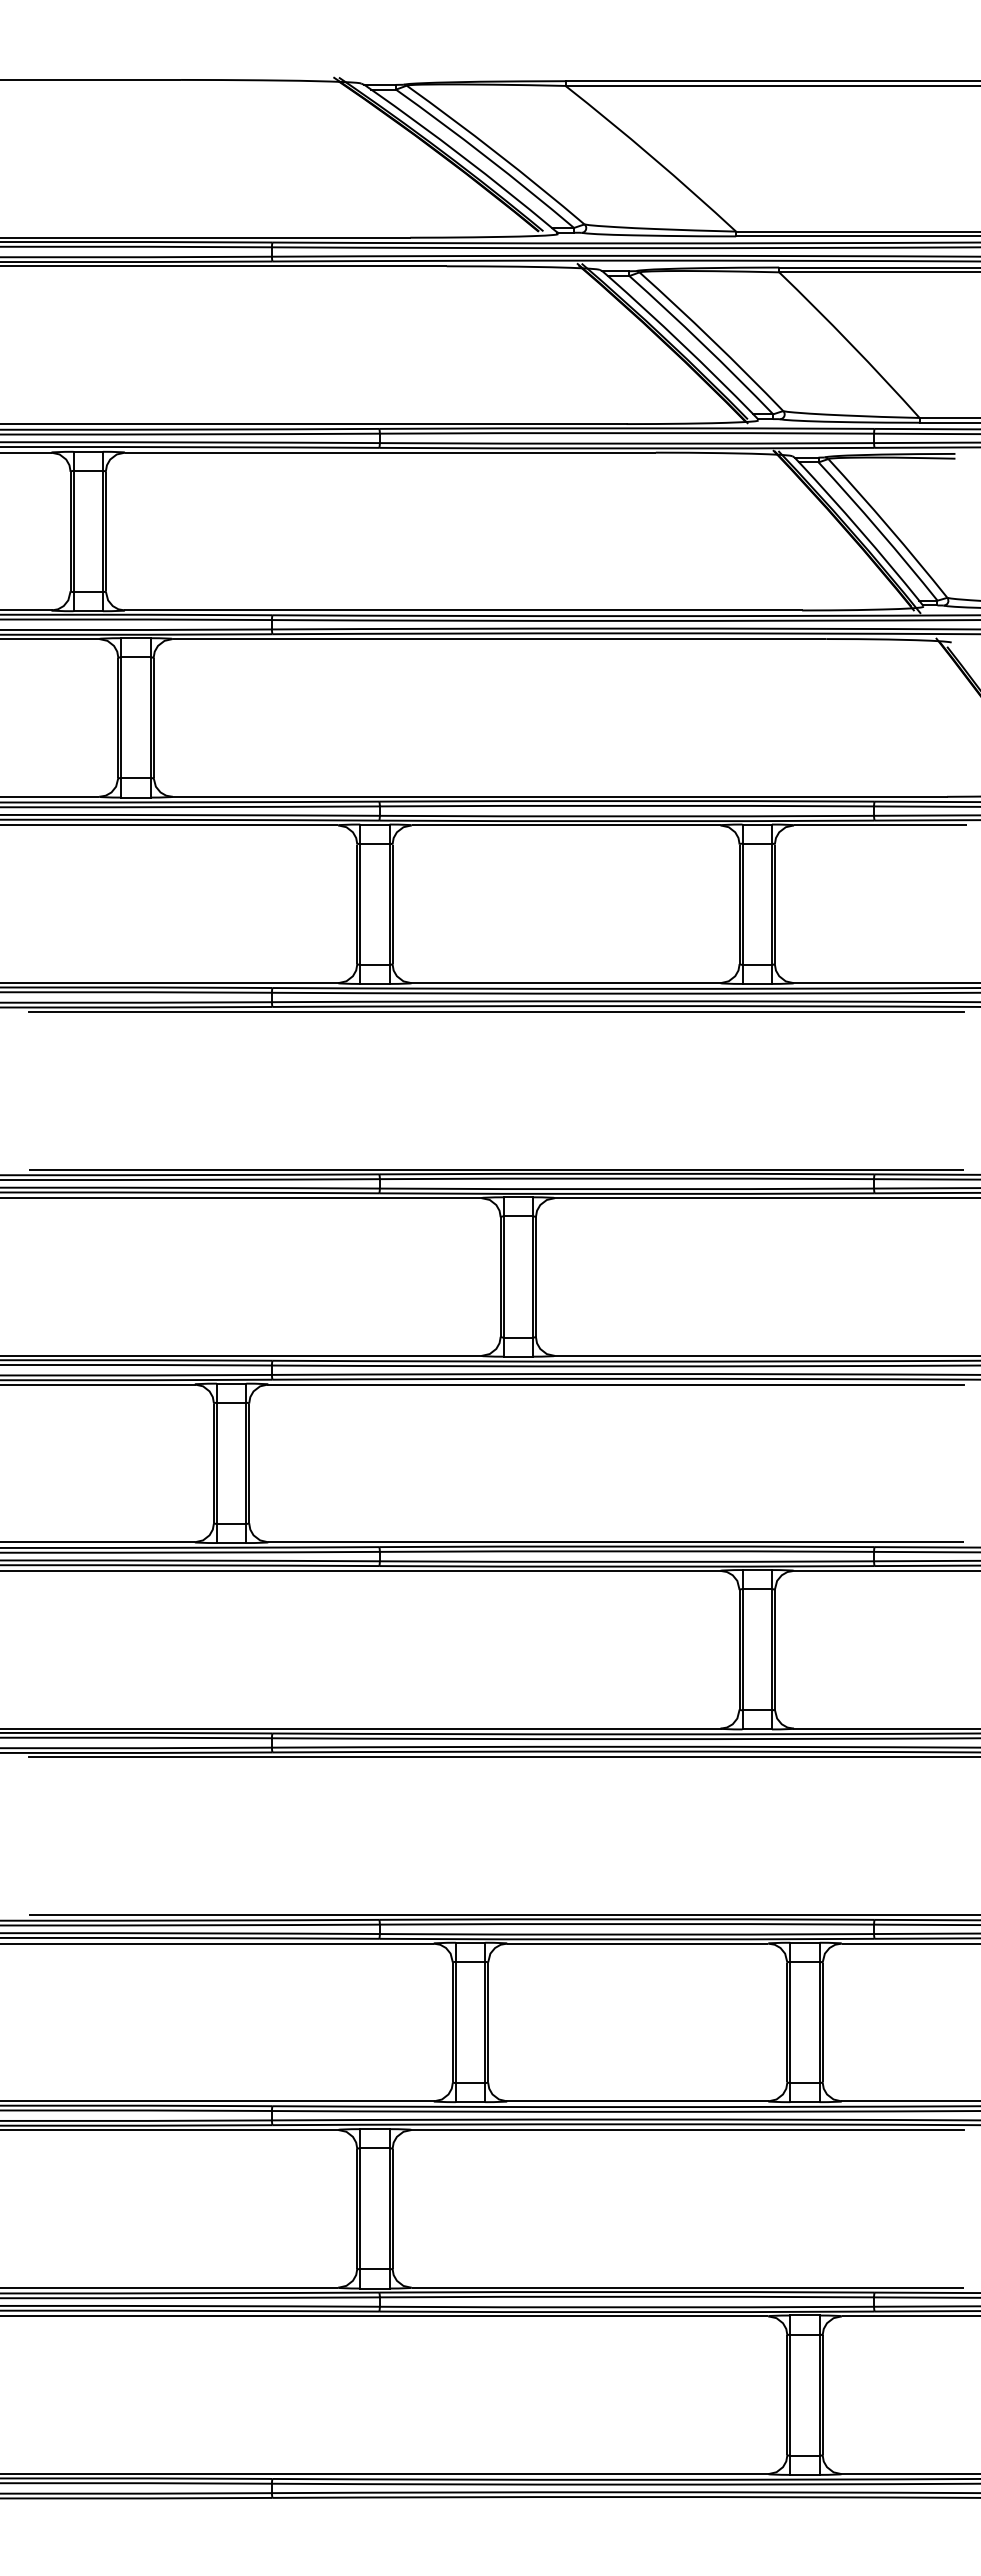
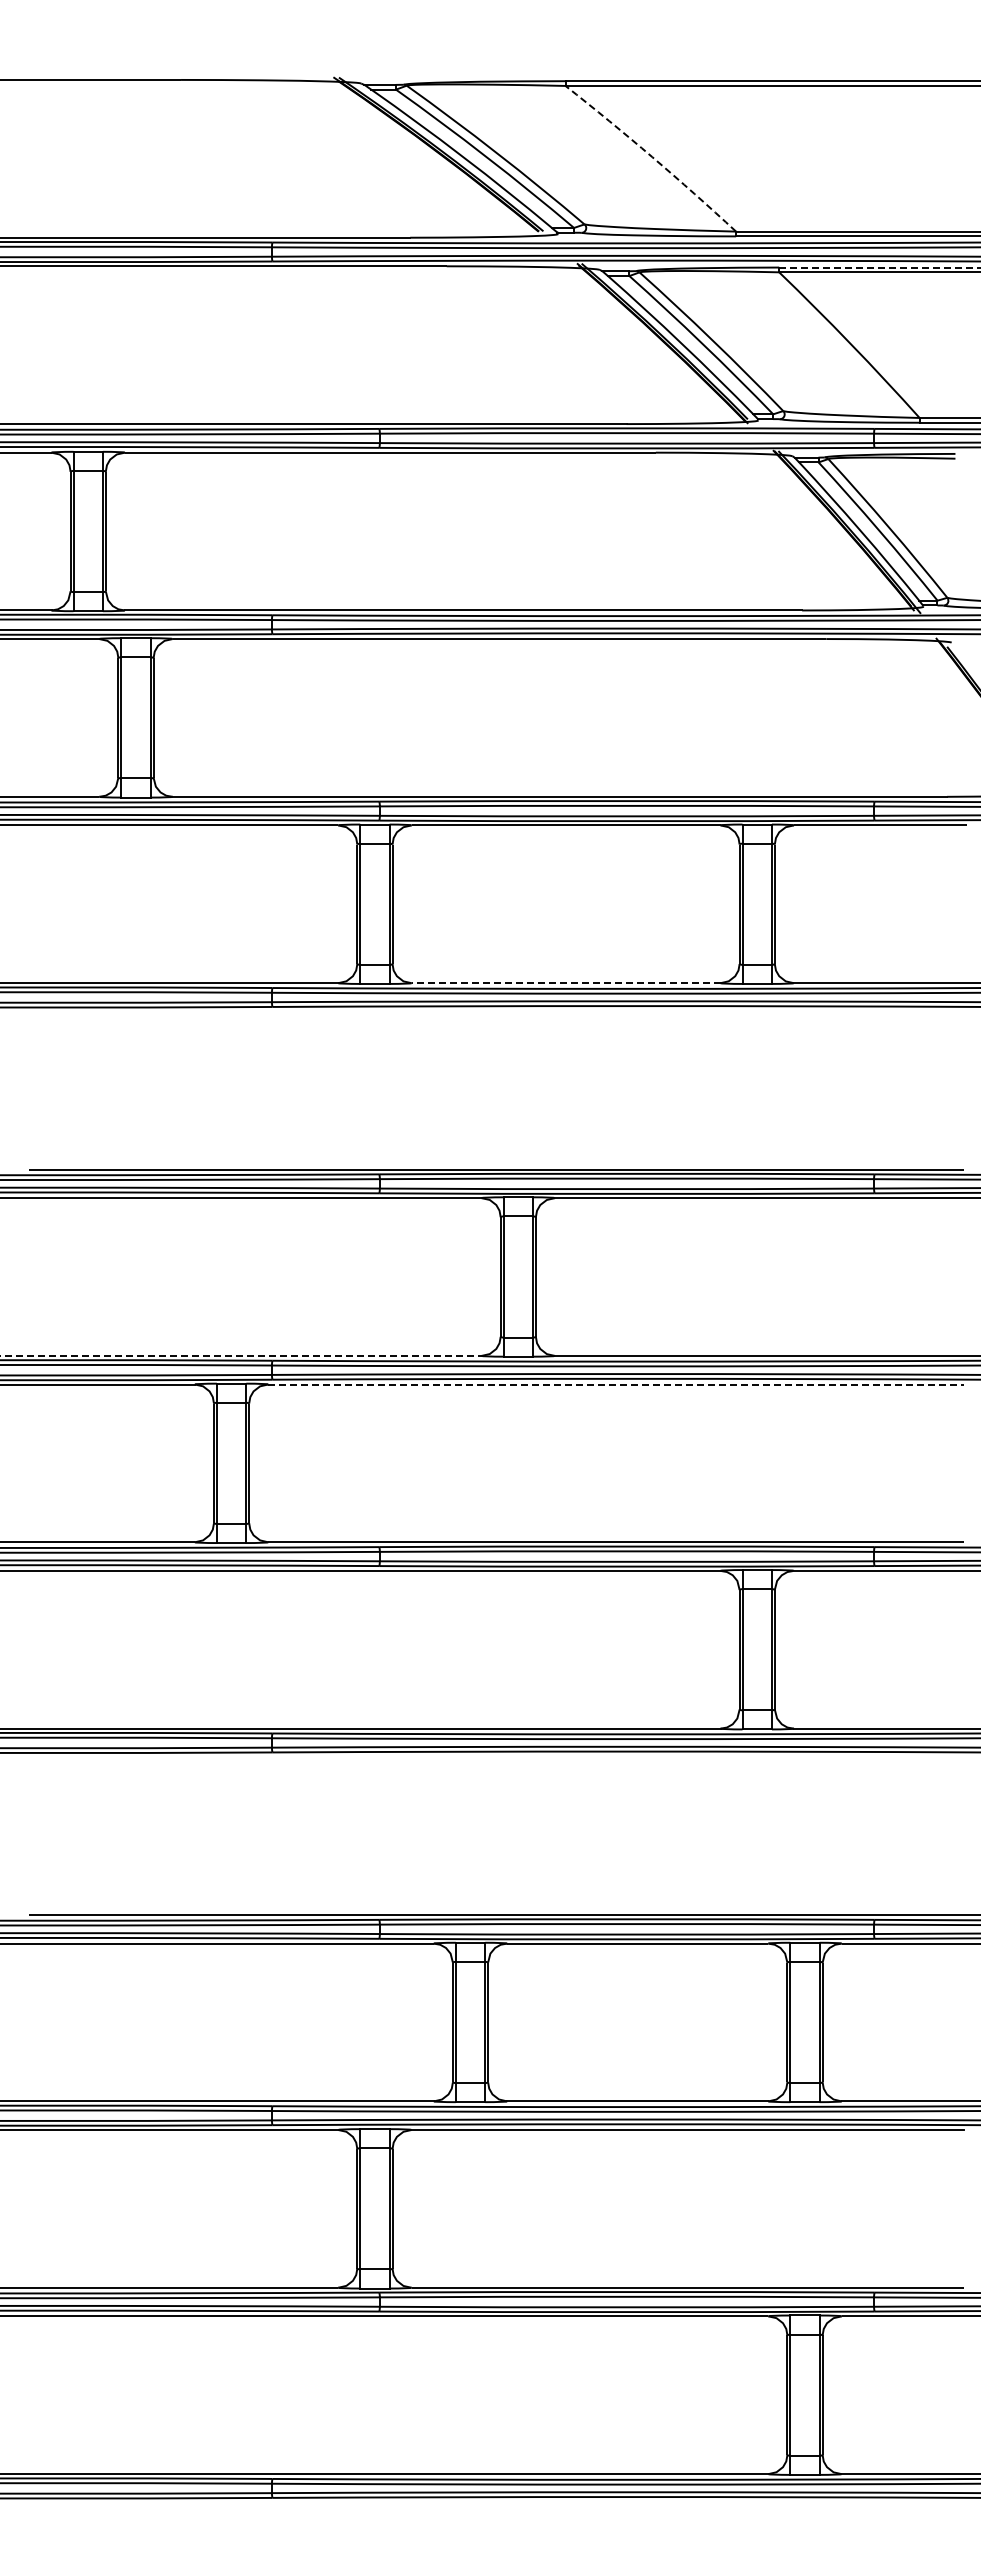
arc: solid -> dashed (652, 157)
line: solid -> dashed (880, 267)
line: solid -> dashed (565, 983)
line: present -> none (496, 1011)
line: solid -> dashed (241, 1355)
line: solid -> dashed (616, 1384)
line: present -> none (503, 1757)
